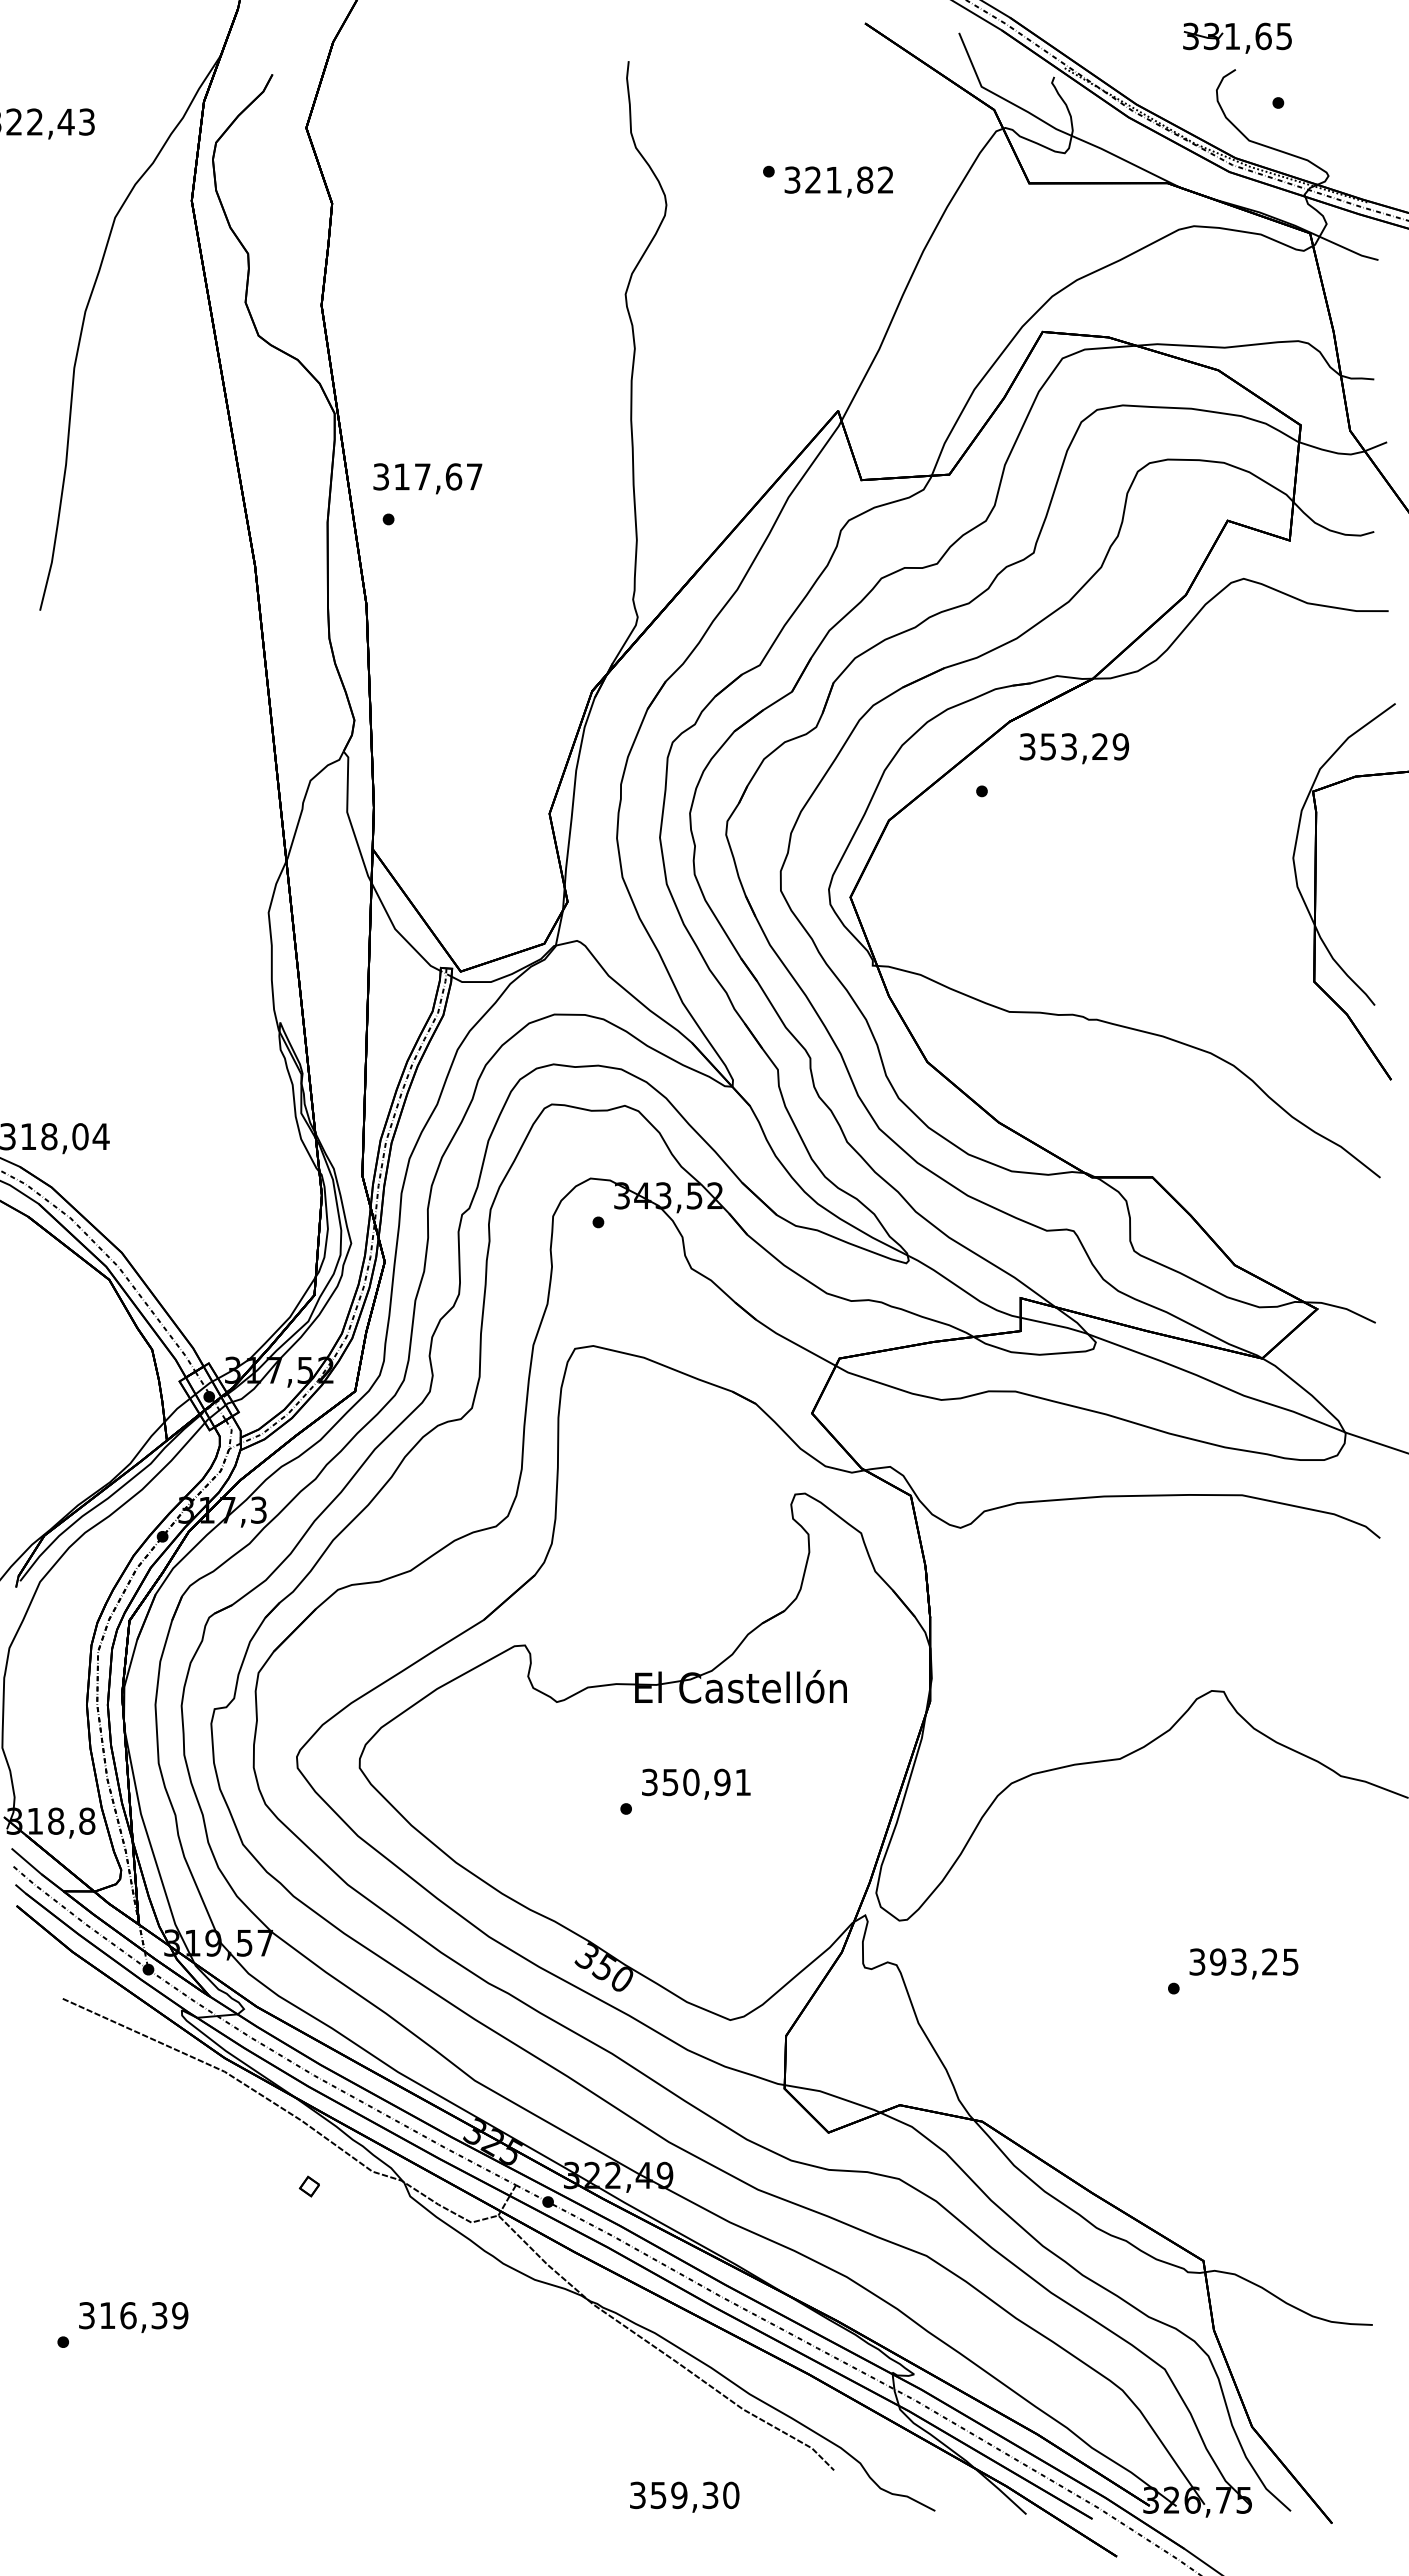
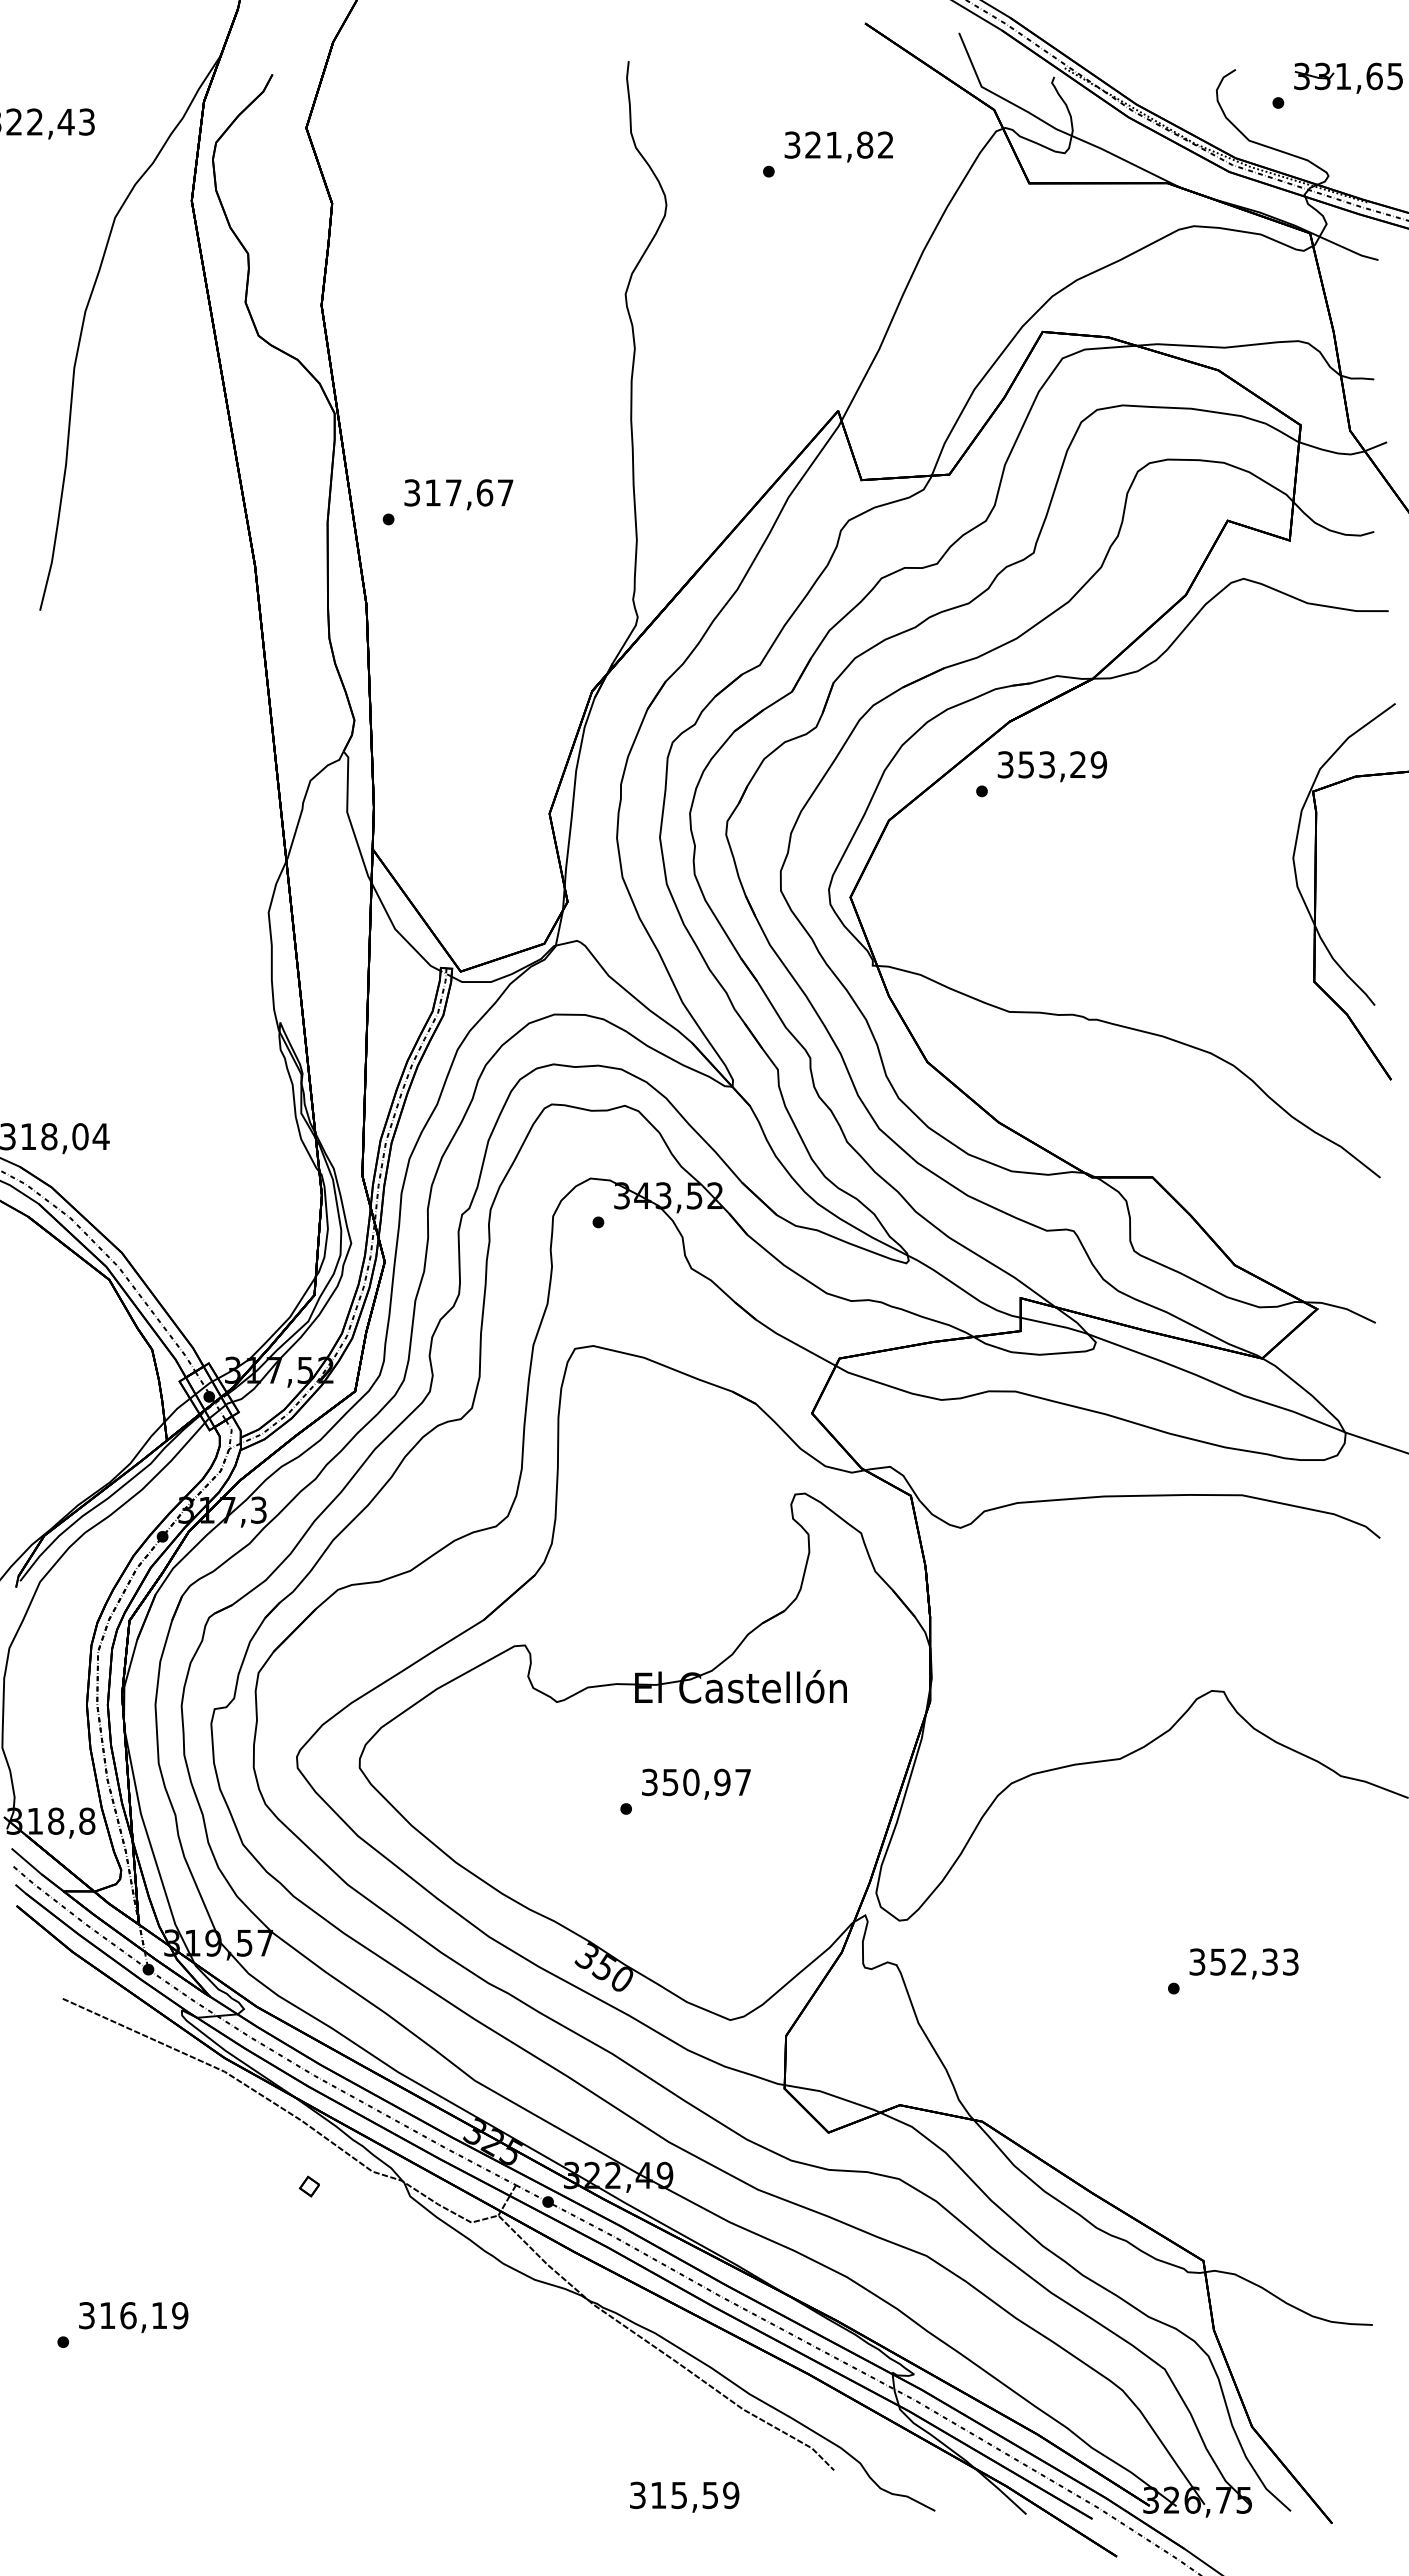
part position: (1237, 37) -> (1348, 77) (1348, 77)
text position: (838, 181) -> (838, 146) (838, 146)
text position: (427, 478) -> (458, 494) (458, 494)
text position: (1074, 748) -> (1052, 766) (1052, 766)
text: 350,91 -> 350,97 (742, 1782)
text: 393,25 -> 352,33 (1254, 1961)
text: 316,39 -> 316,19 (159, 2315)
text: 359,30 -> 315,59 (694, 2495)
